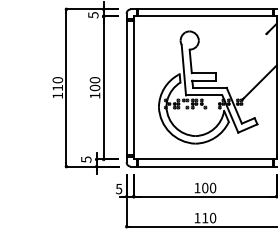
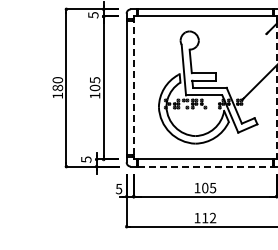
text: 100 -> 105 (94, 80)
text: 110 -> 180 (57, 87)
line: solid -> dashed (133, 87)
line: solid -> dashed (276, 88)
line: solid -> dashed (205, 166)
text: 100 -> 105 (212, 187)
text: 110 -> 112 (212, 218)
